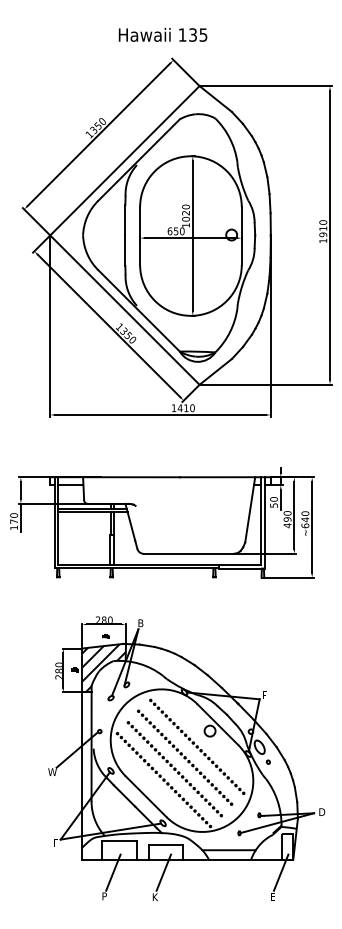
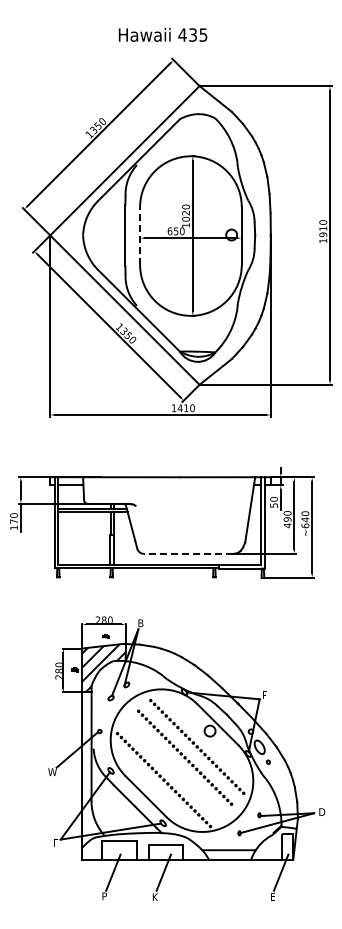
text: 135 -> 435 (182, 34)
line: solid -> dashed (140, 236)
line: solid -> dashed (188, 553)
part: present -> none (174, 769)
